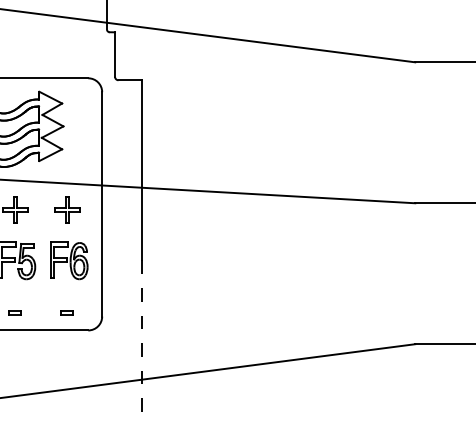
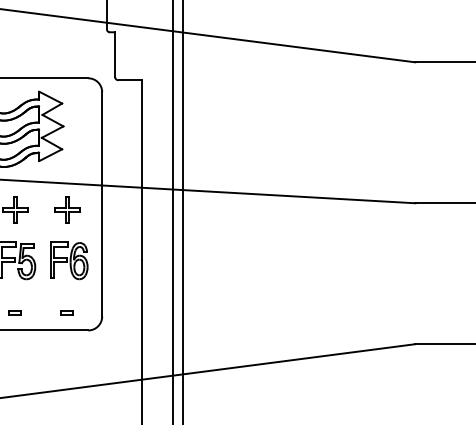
line: none -> present (173, 211)
line: none -> present (183, 211)
line: dashed -> solid (141, 342)
